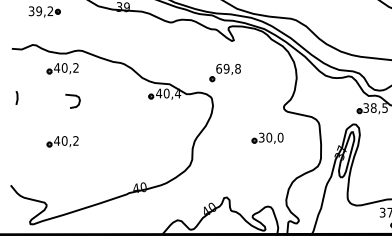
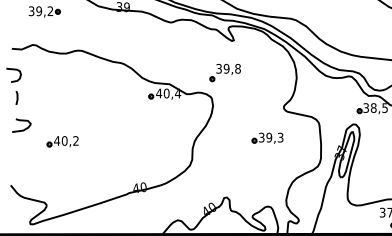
part: present -> none (62, 68)
text: 69,8 -> 39,8 (219, 68)
curve position: (72, 96) -> (13, 70) (13, 70)
curve: none -> present (21, 121)
text: 30,0 -> 39,3 (274, 137)
